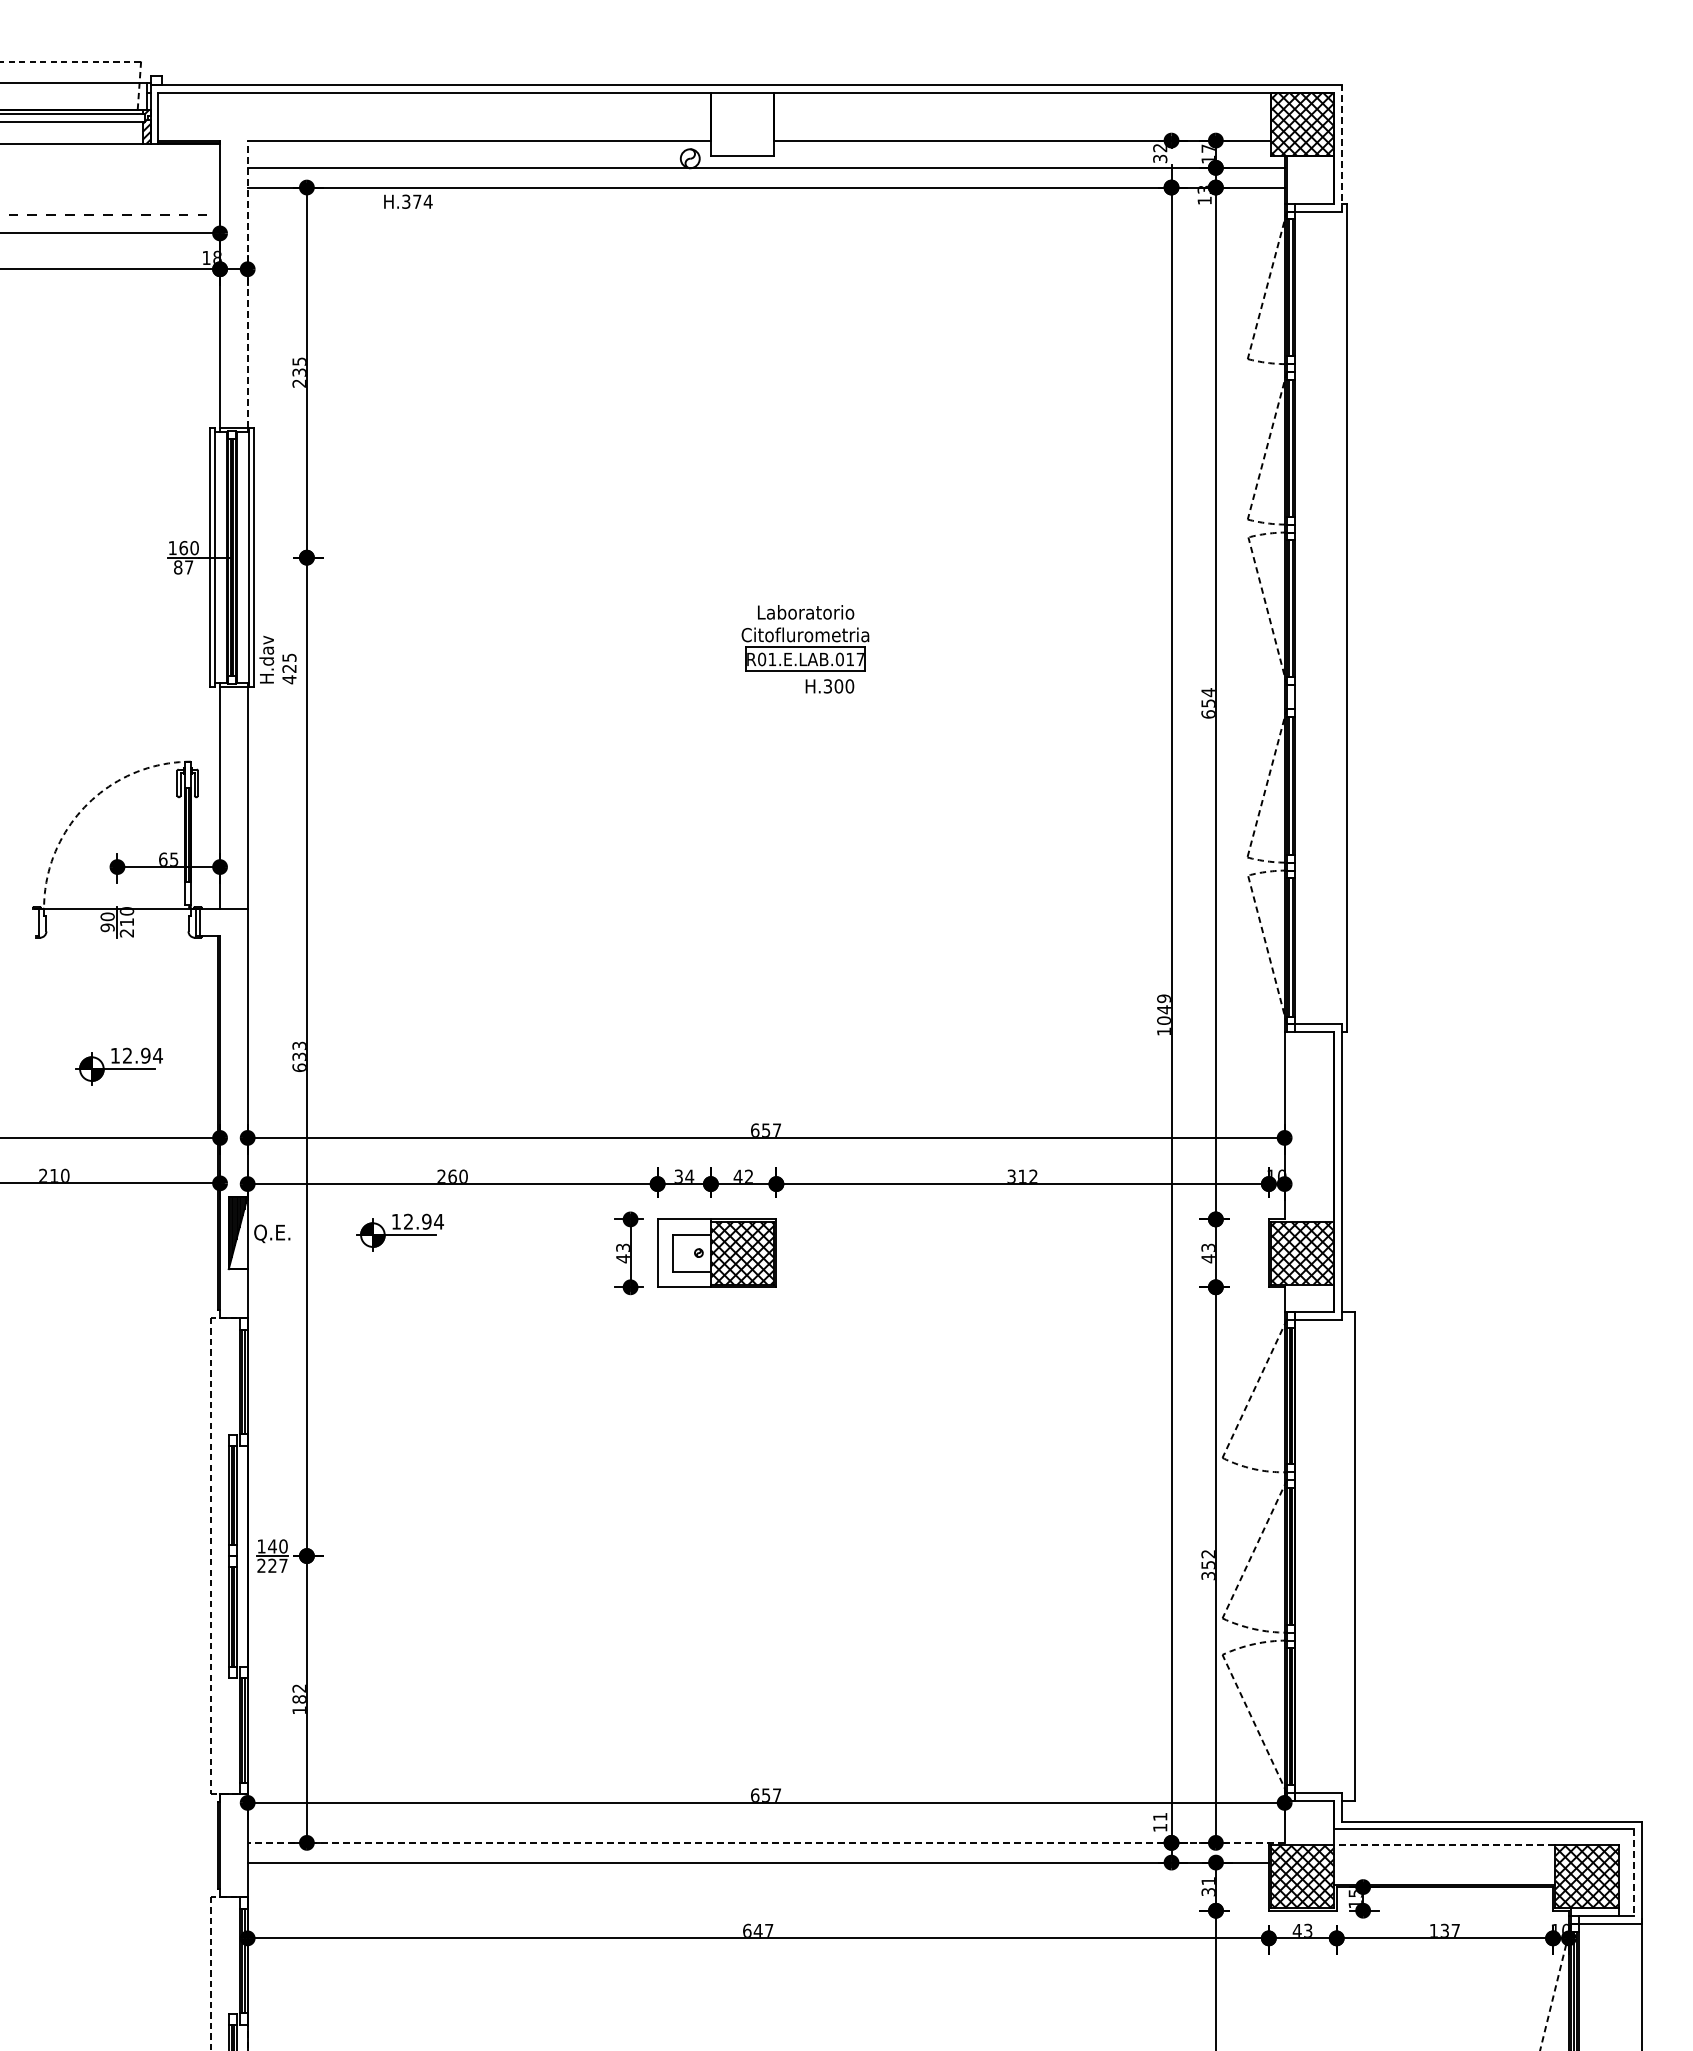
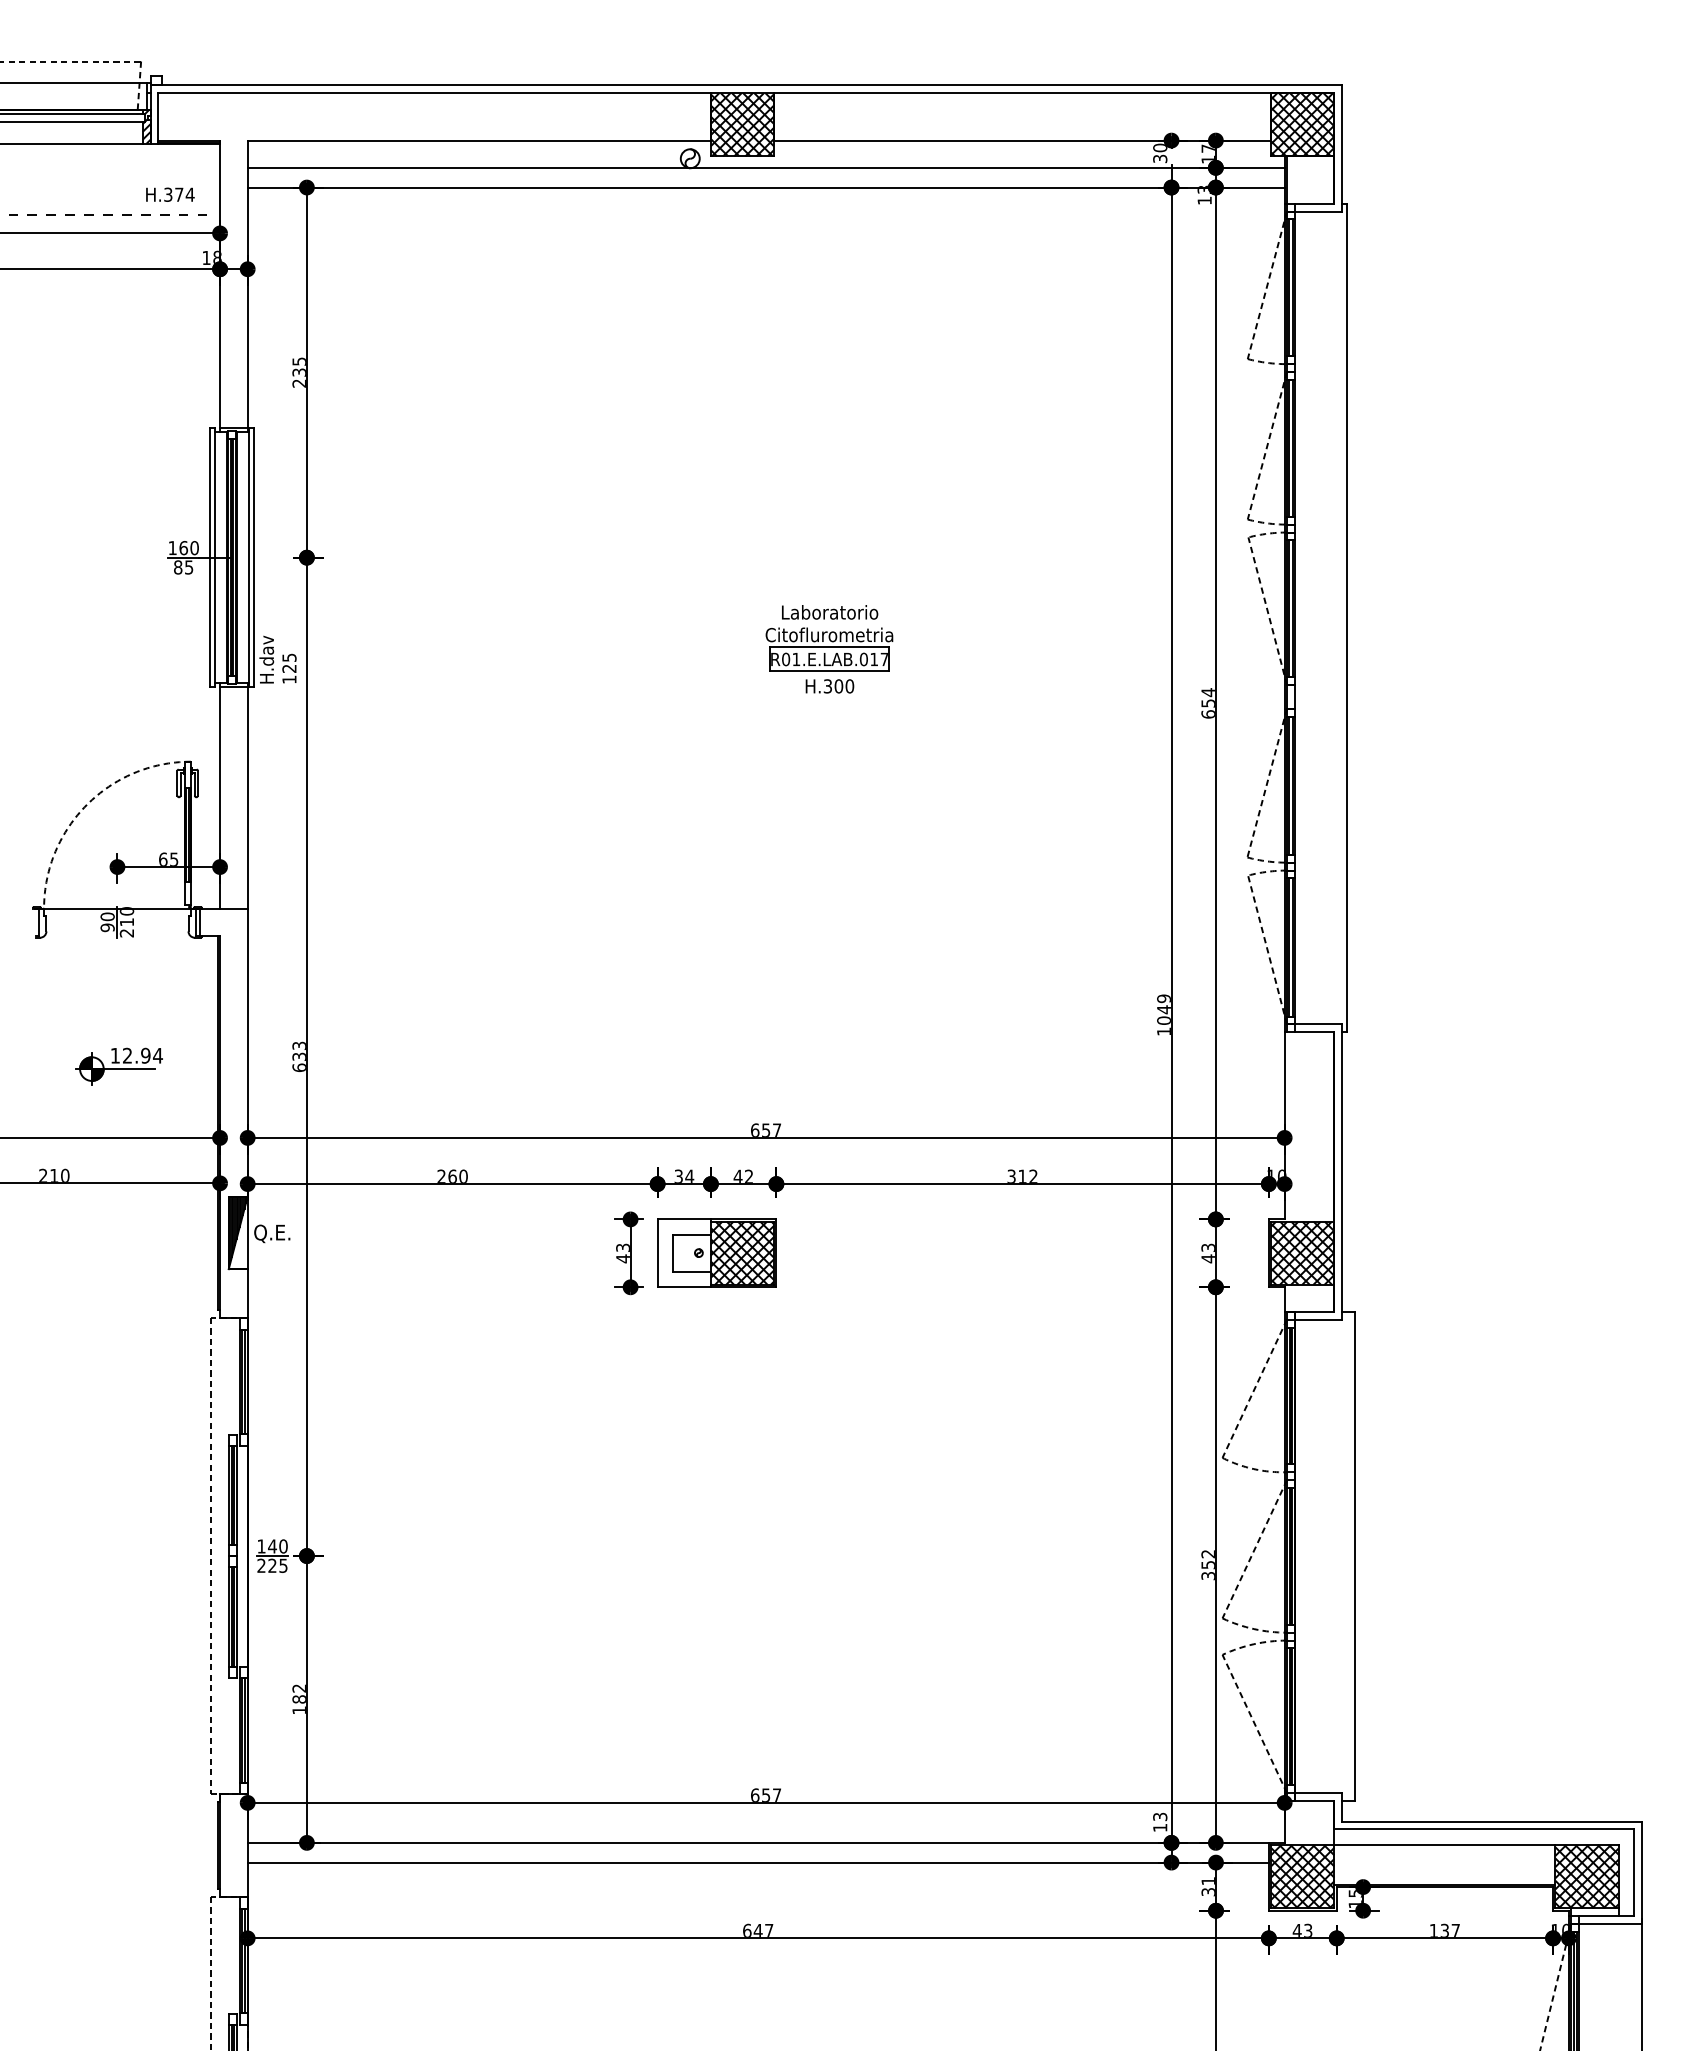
hatch: none -> present (742, 124)
text: 32 -> 30 (1160, 147)
line: dashed -> solid (1342, 147)
text position: (408, 201) -> (170, 194) (170, 194)
line: dashed -> solid (247, 284)
text: 87 -> 85 (189, 567)
part position: (805, 638) -> (829, 638) (829, 638)
text: 425 -> 125 (289, 679)
part: present -> none (399, 1232)
text: 227 -> 225 (283, 1565)
text: 11 -> 13 (1160, 1816)
line: dashed -> solid (765, 1842)
line: dashed -> solid (1444, 1845)
line: dashed -> solid (1634, 1873)
